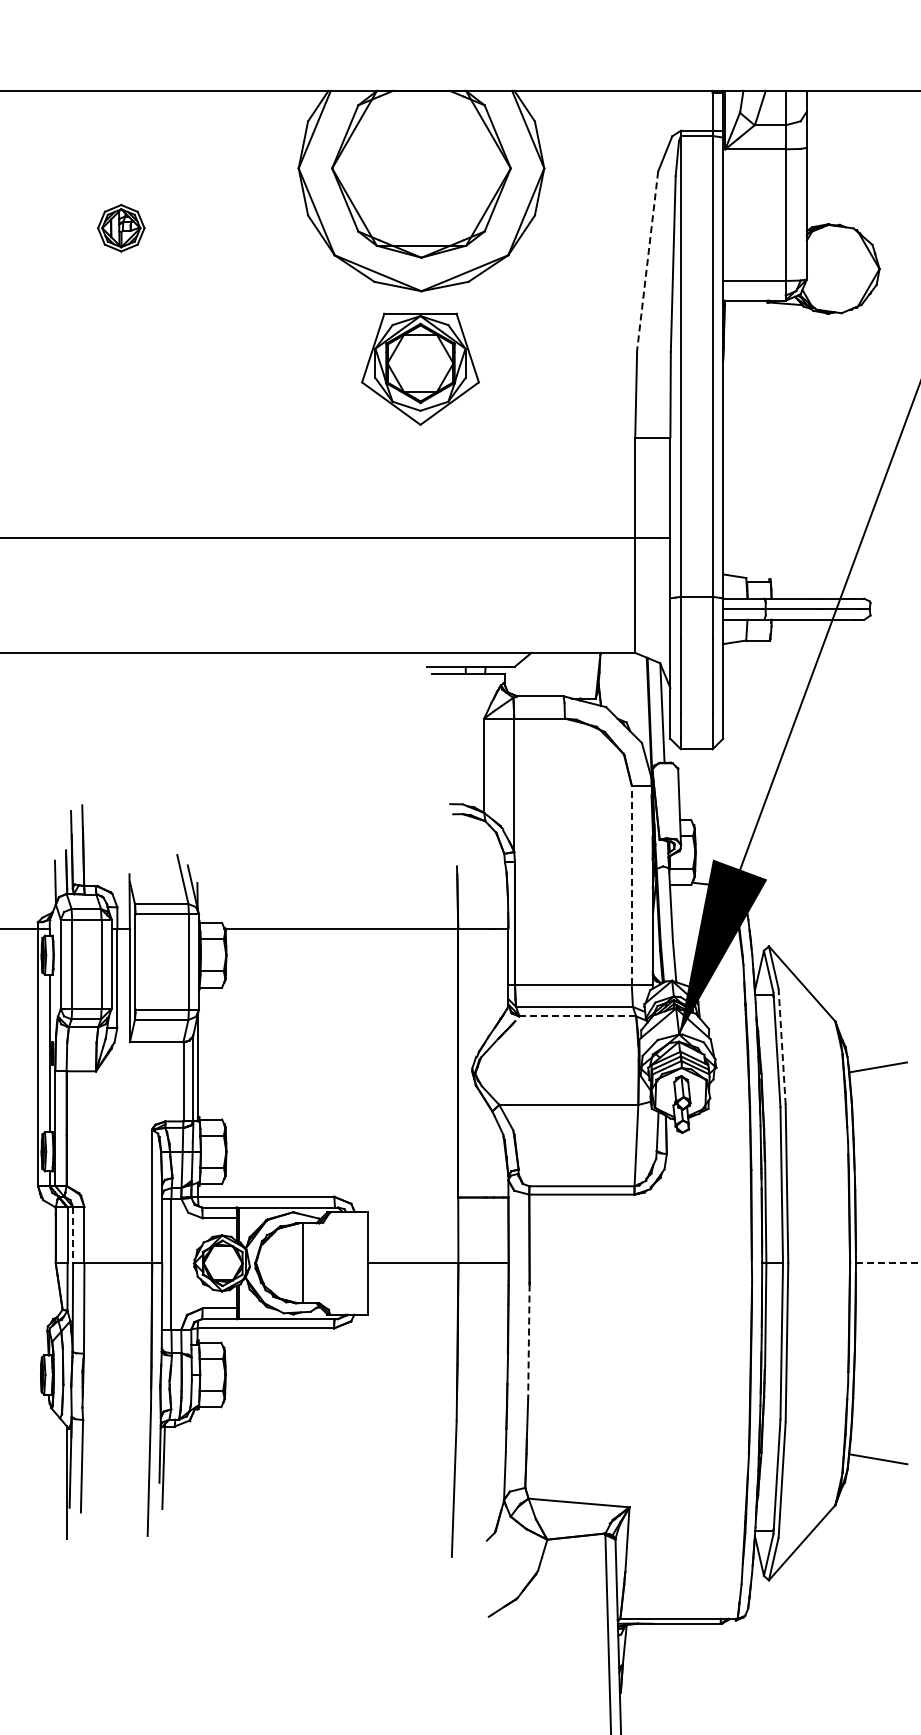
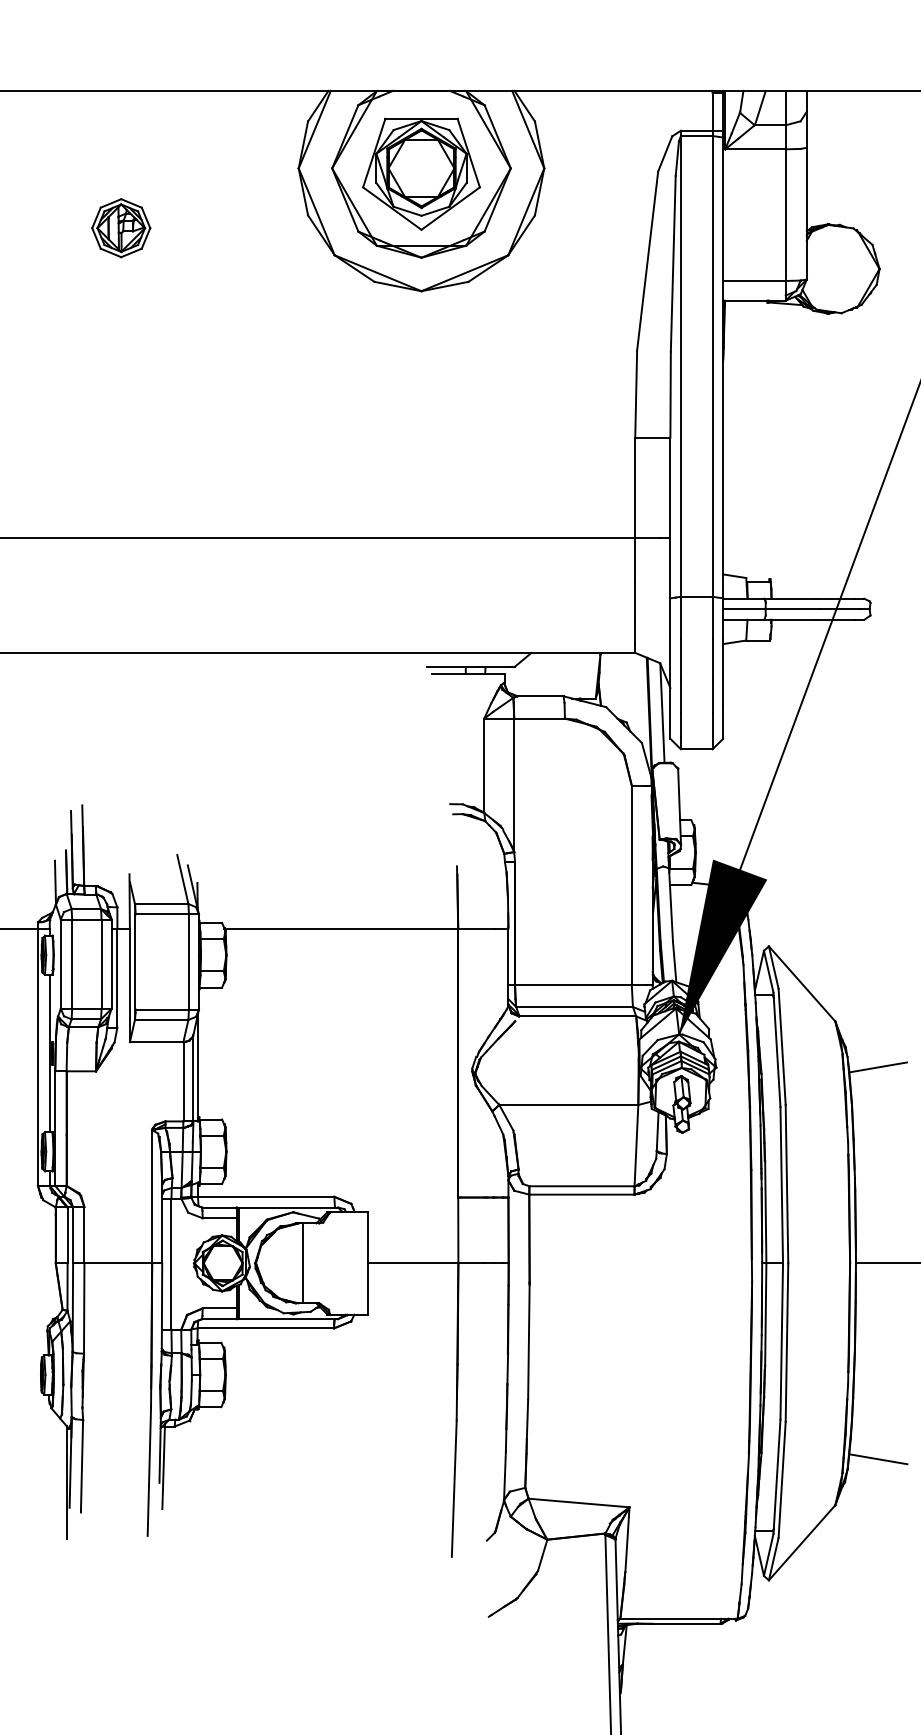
part size: 49x49 px -> 61x61 px (121, 228)
line: dashed -> solid (647, 261)
part position: (420, 368) -> (421, 173) (421, 173)
line: dashed -> solid (631, 885)
line: dashed -> solid (577, 1016)
line: dashed -> solid (782, 1046)
line: dashed -> solid (73, 1235)
line: dashed -> solid (888, 1263)
line: dashed -> solid (528, 1342)
